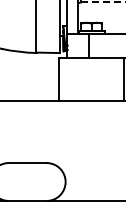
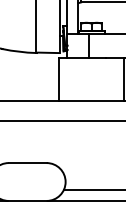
line: dashed -> solid (103, 2)
line: none -> present (62, 120)
line: none -> present (92, 190)
